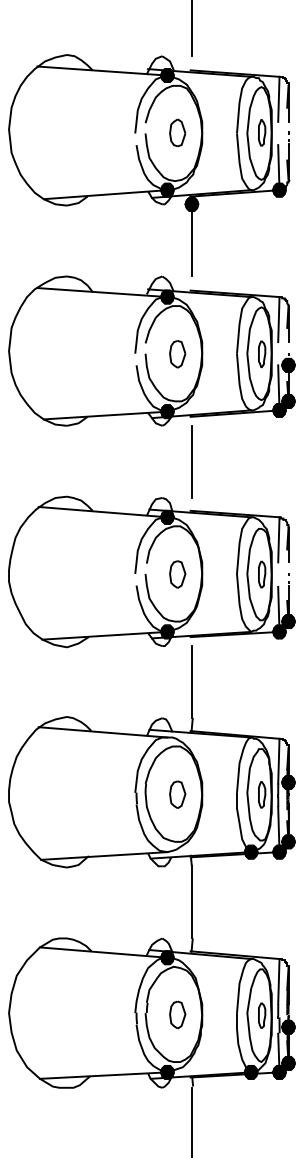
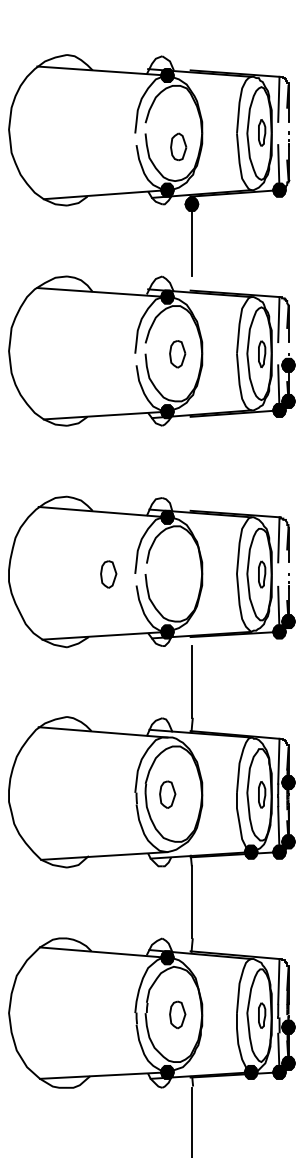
line: present -> none (191, 29)
part position: (177, 132) -> (178, 146) (178, 146)
line: present -> none (191, 461)
part position: (177, 574) -> (108, 574) (108, 574)
part position: (177, 794) -> (167, 794) (167, 794)
